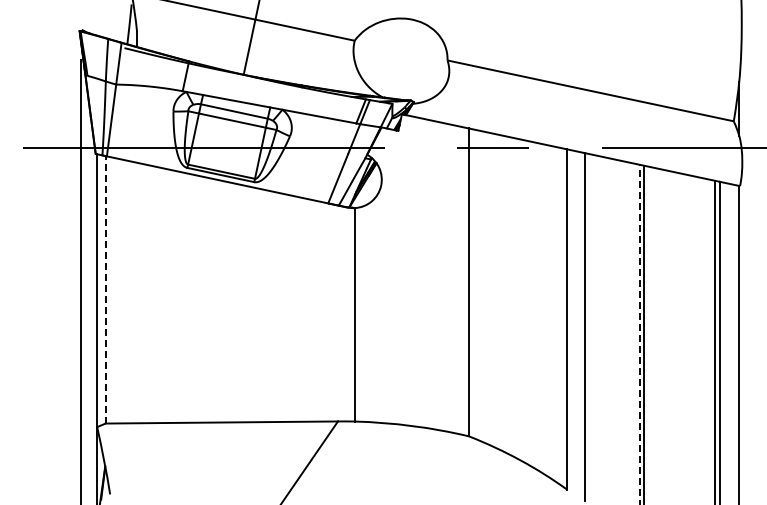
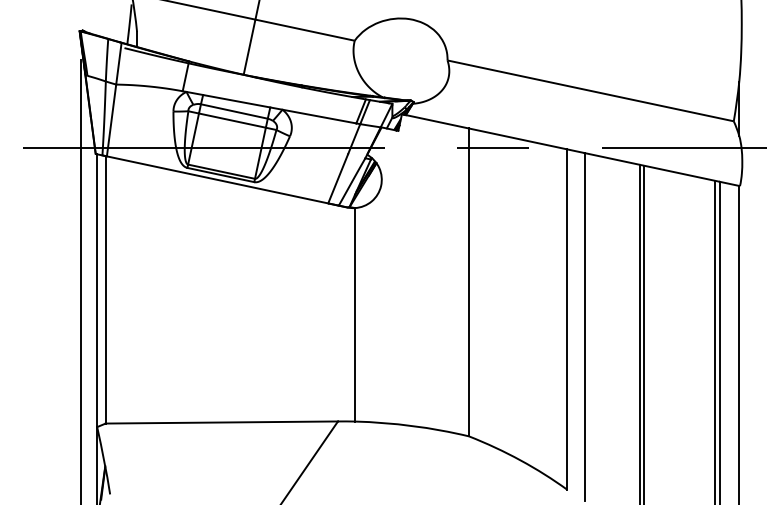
line: dashed -> solid (105, 289)
line: dashed -> solid (639, 334)
